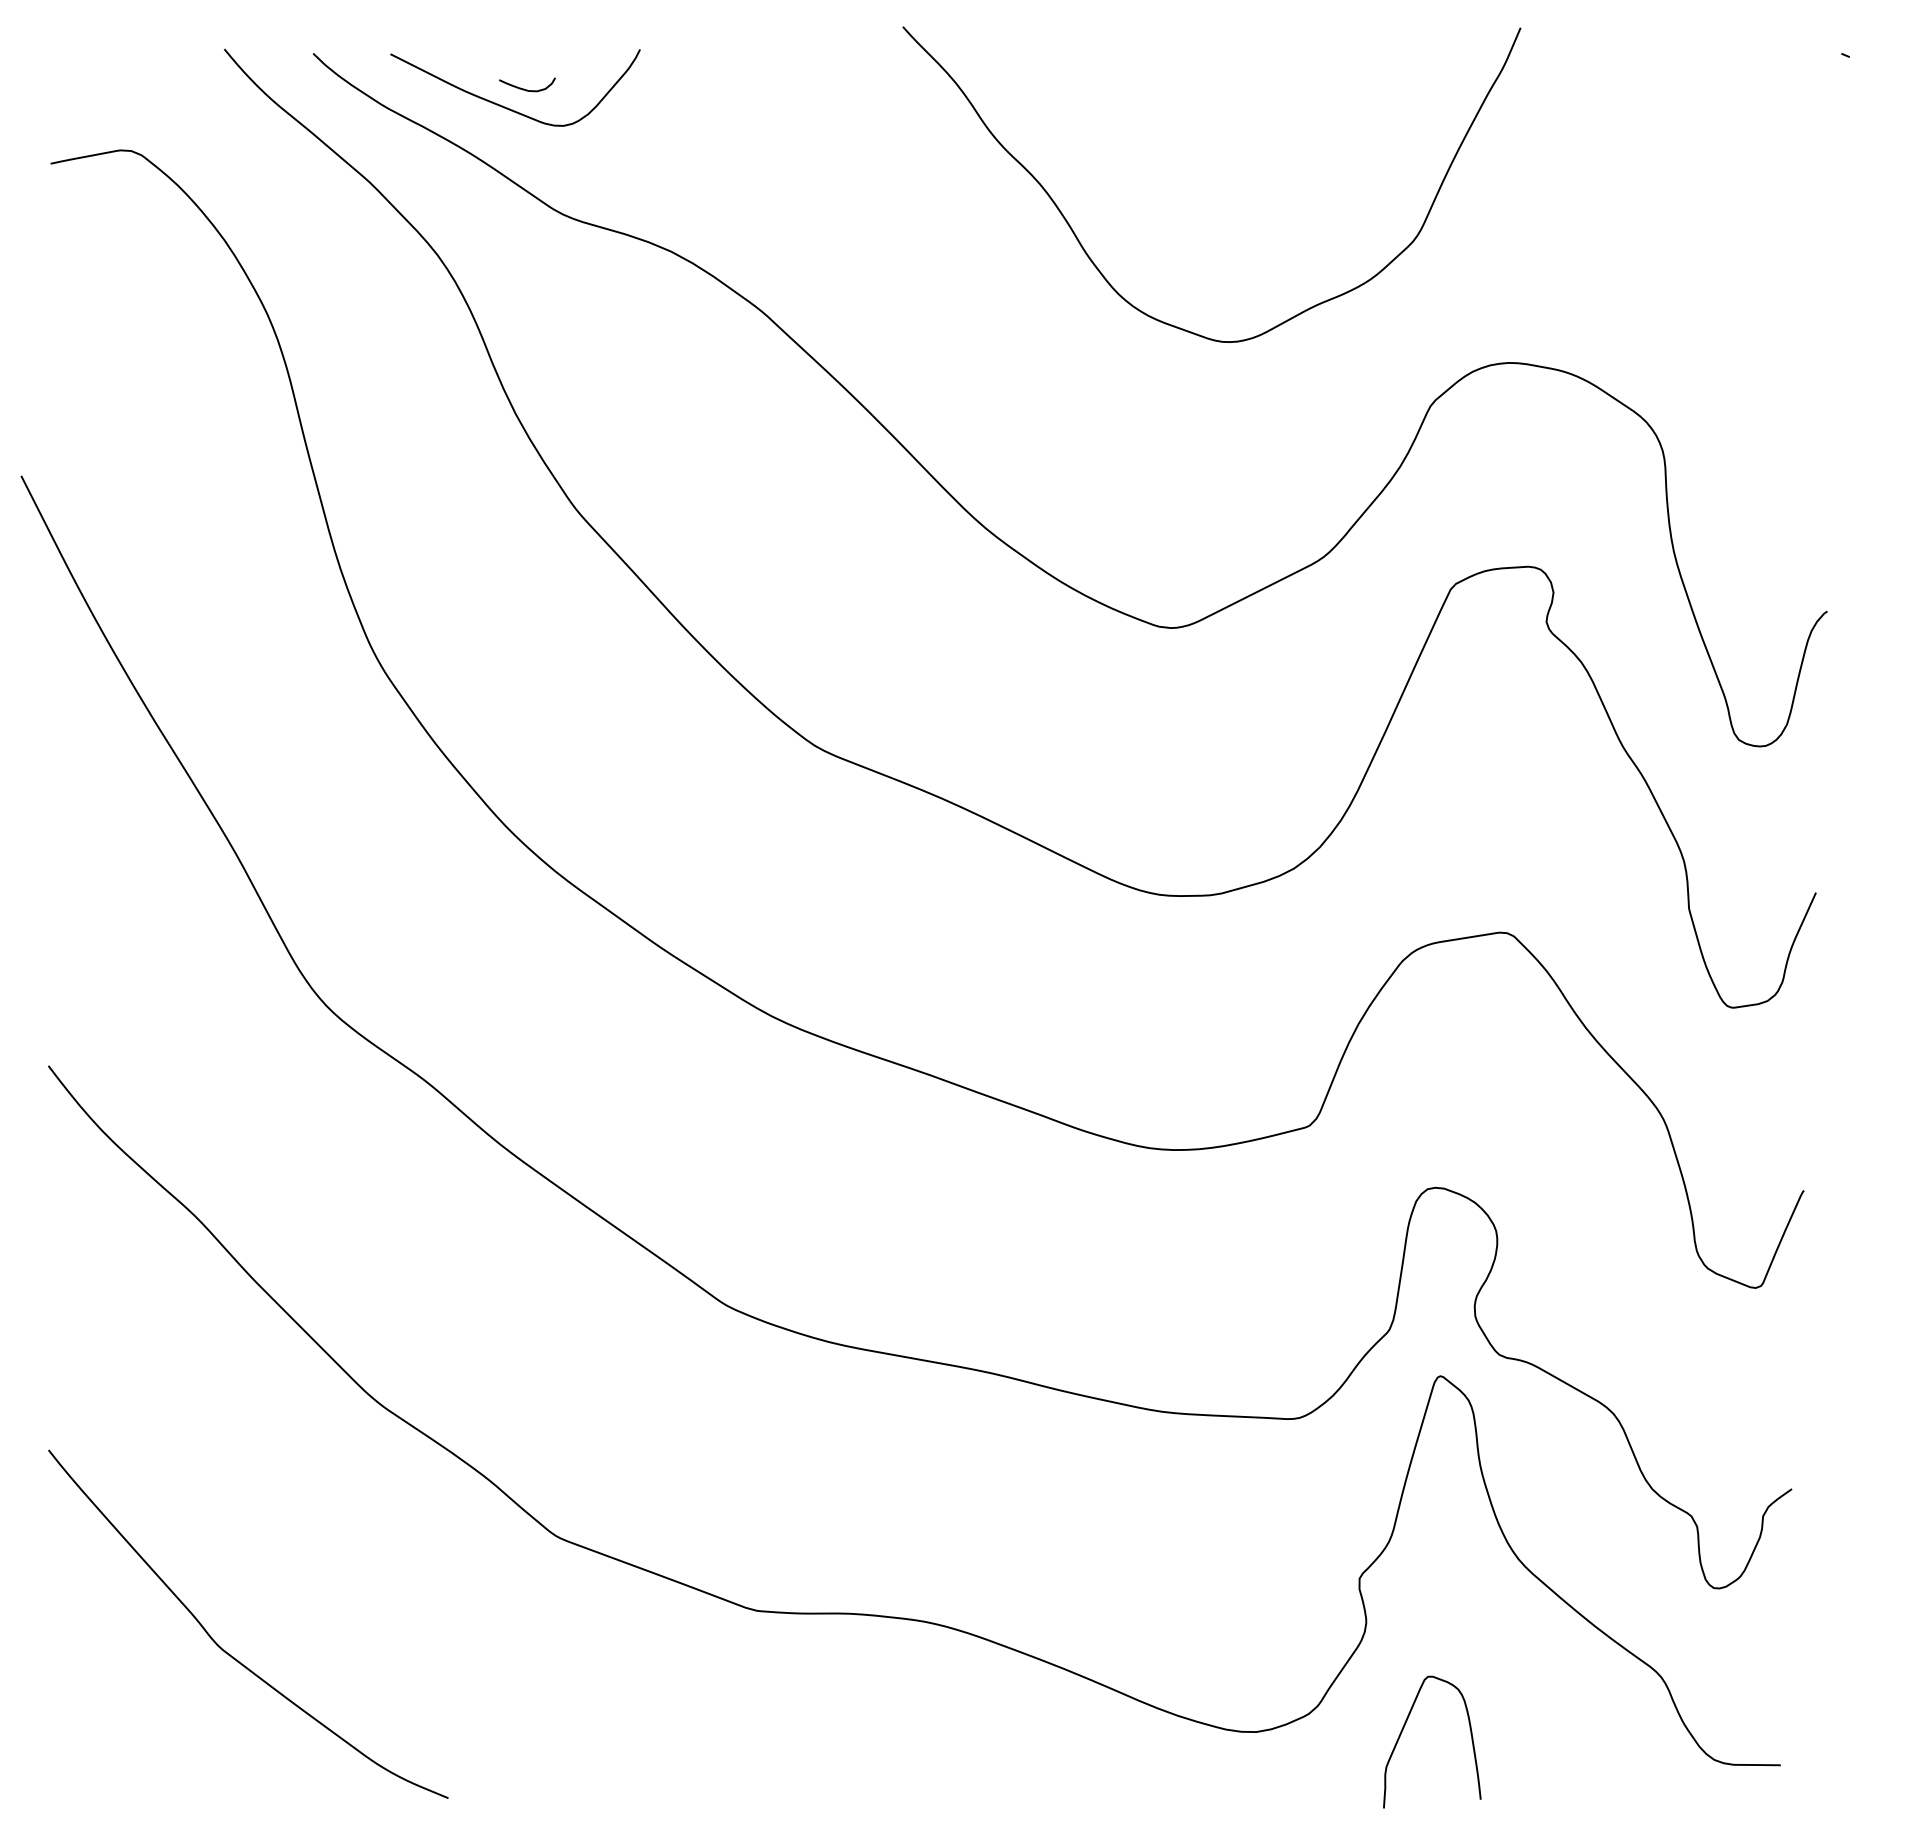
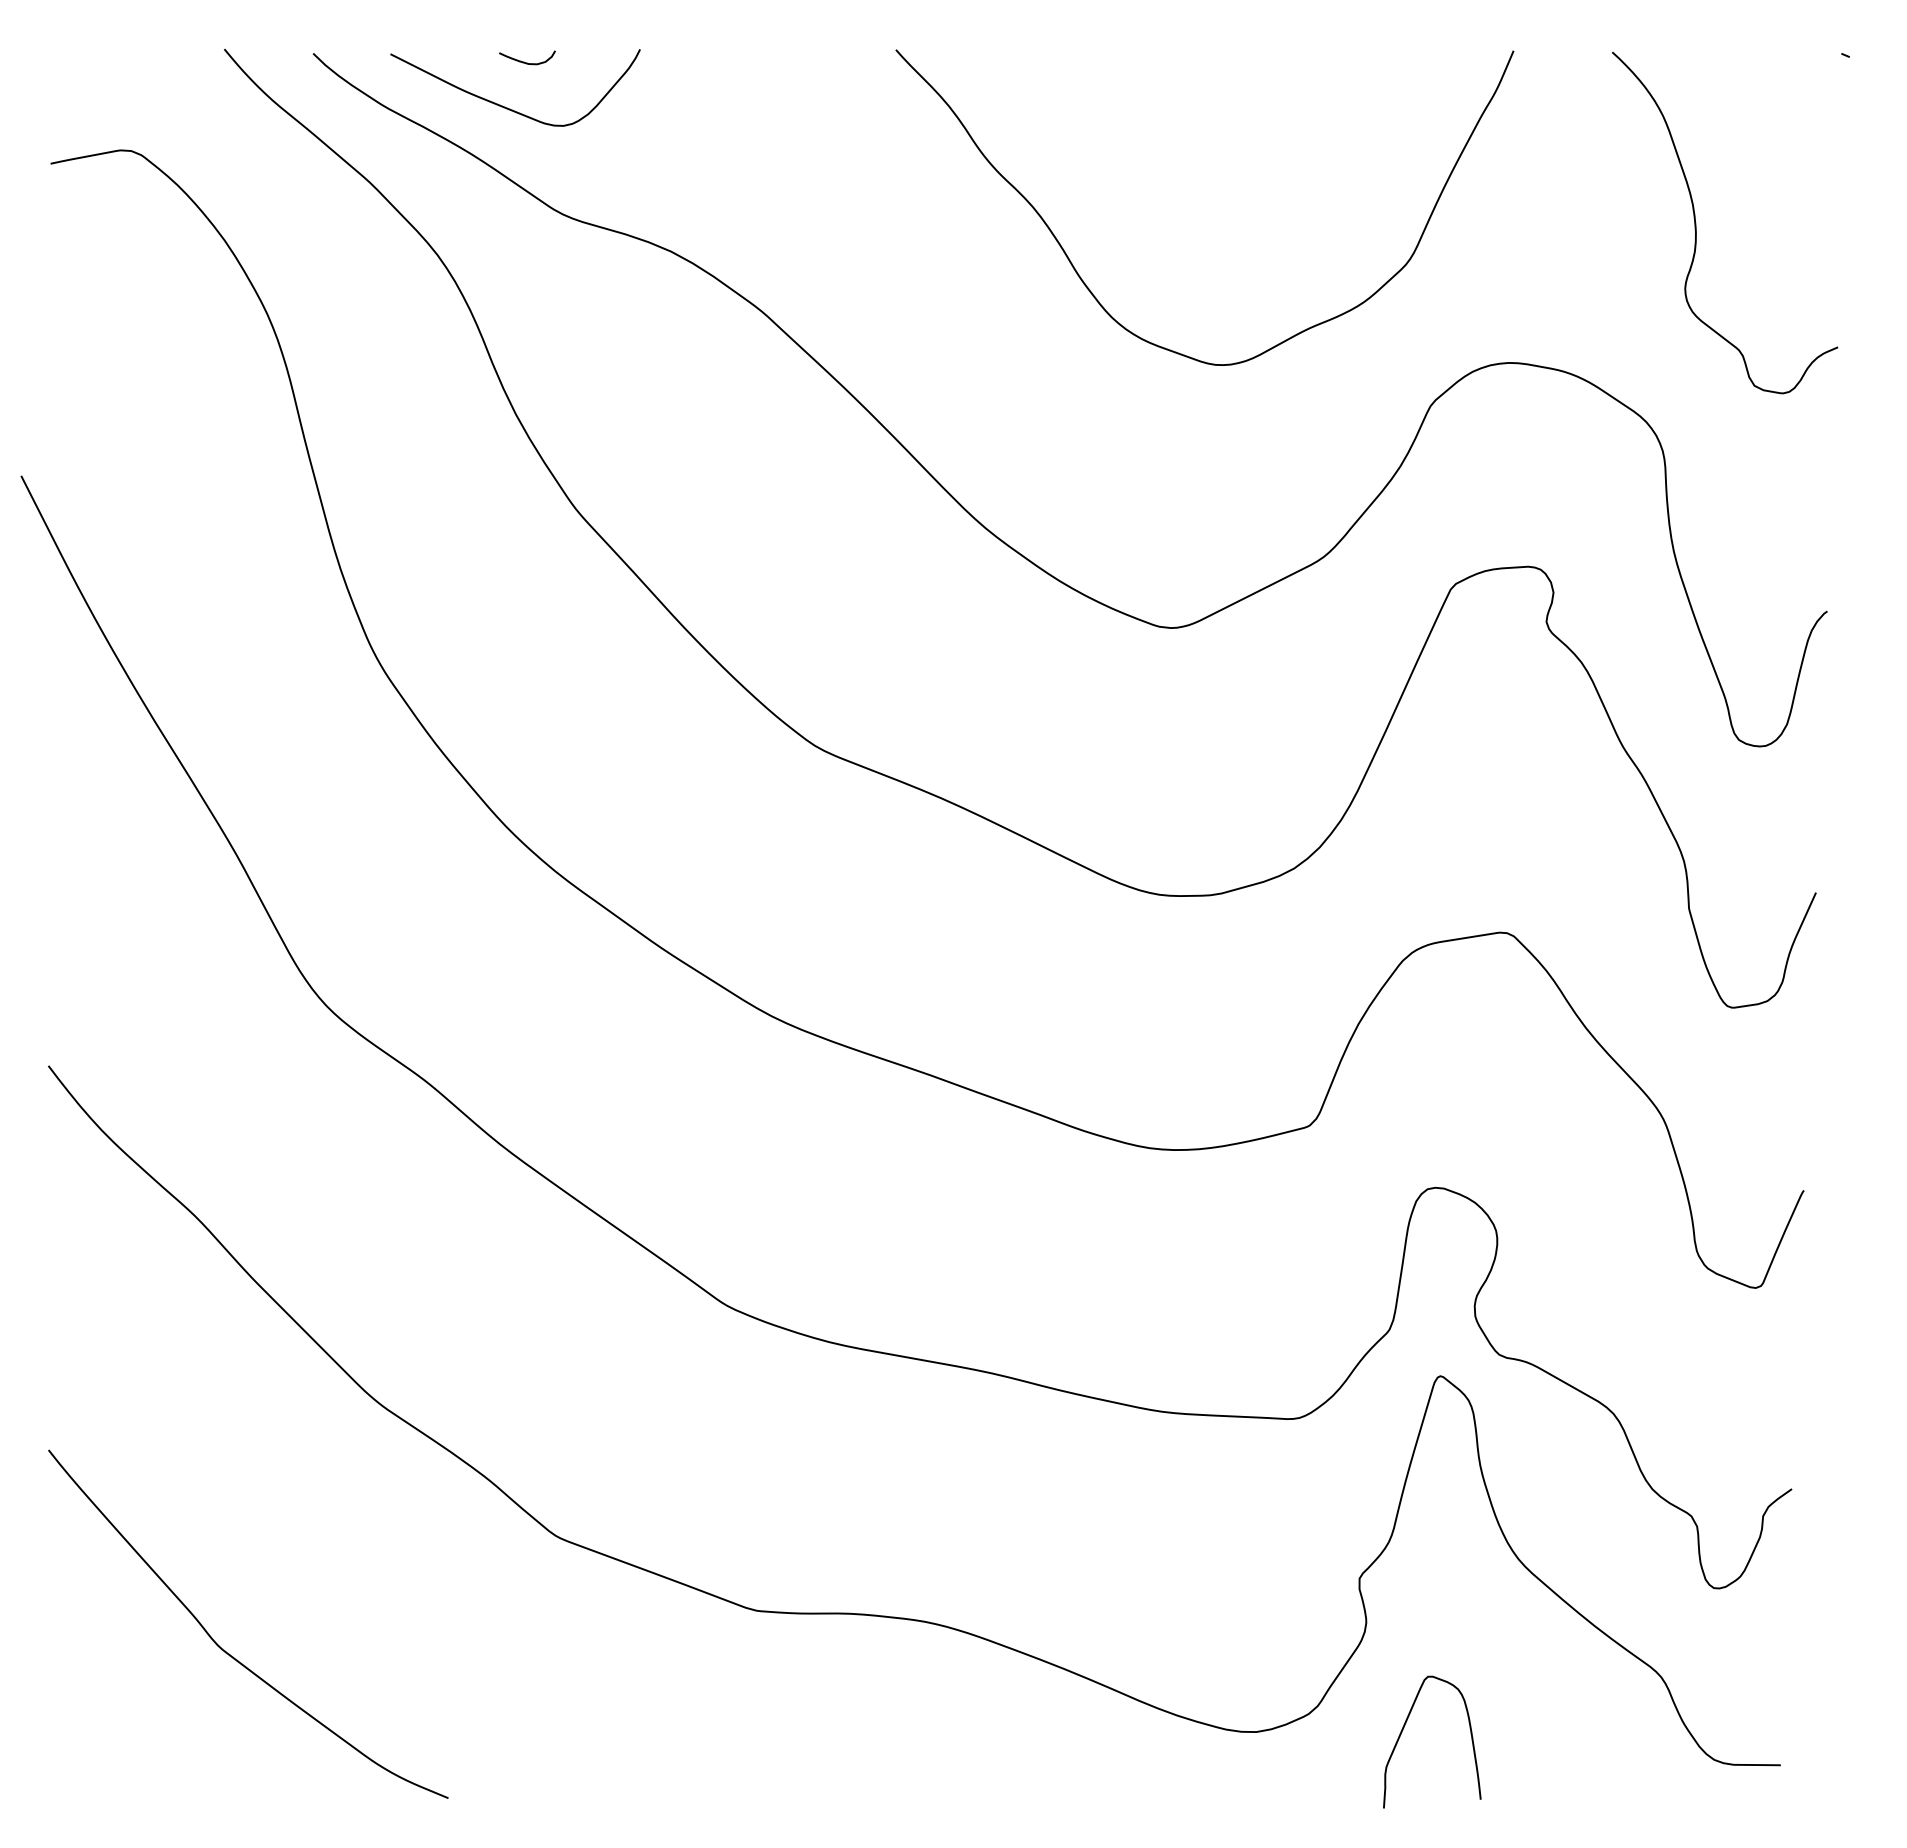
curve position: (524, 88) -> (524, 61) (524, 61)
curve: none -> present (1696, 222)
curve position: (1103, 274) -> (1096, 297) (1096, 297)
